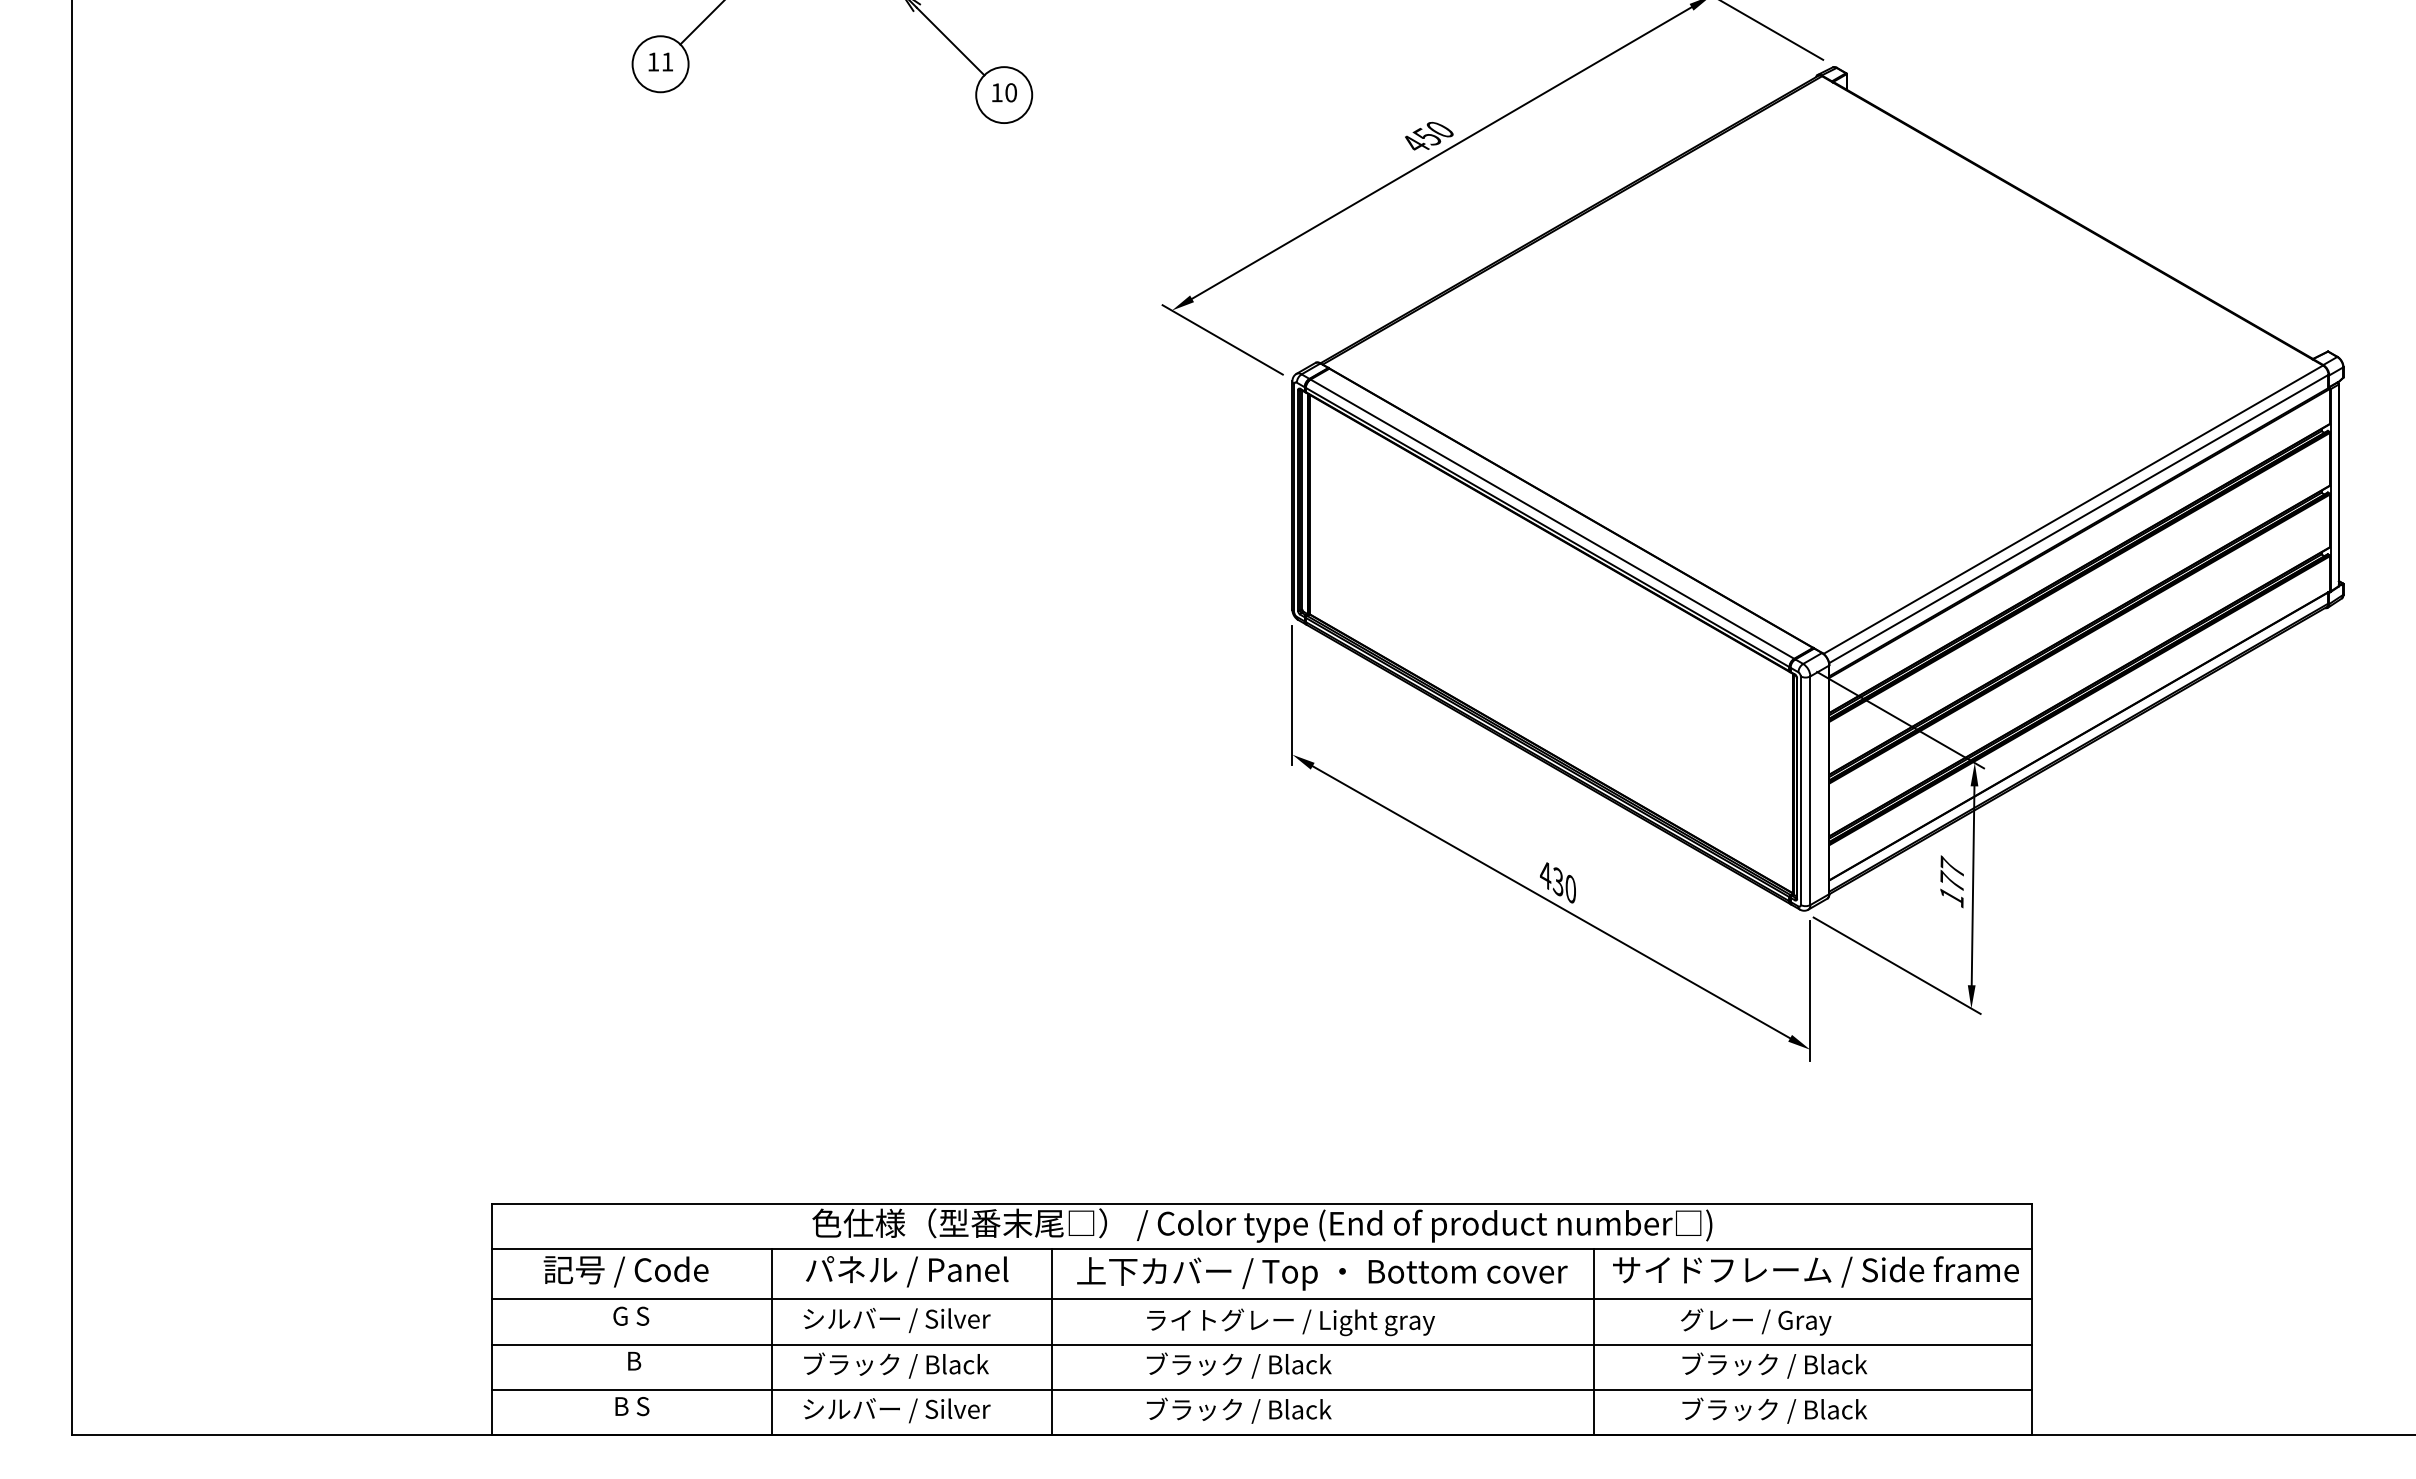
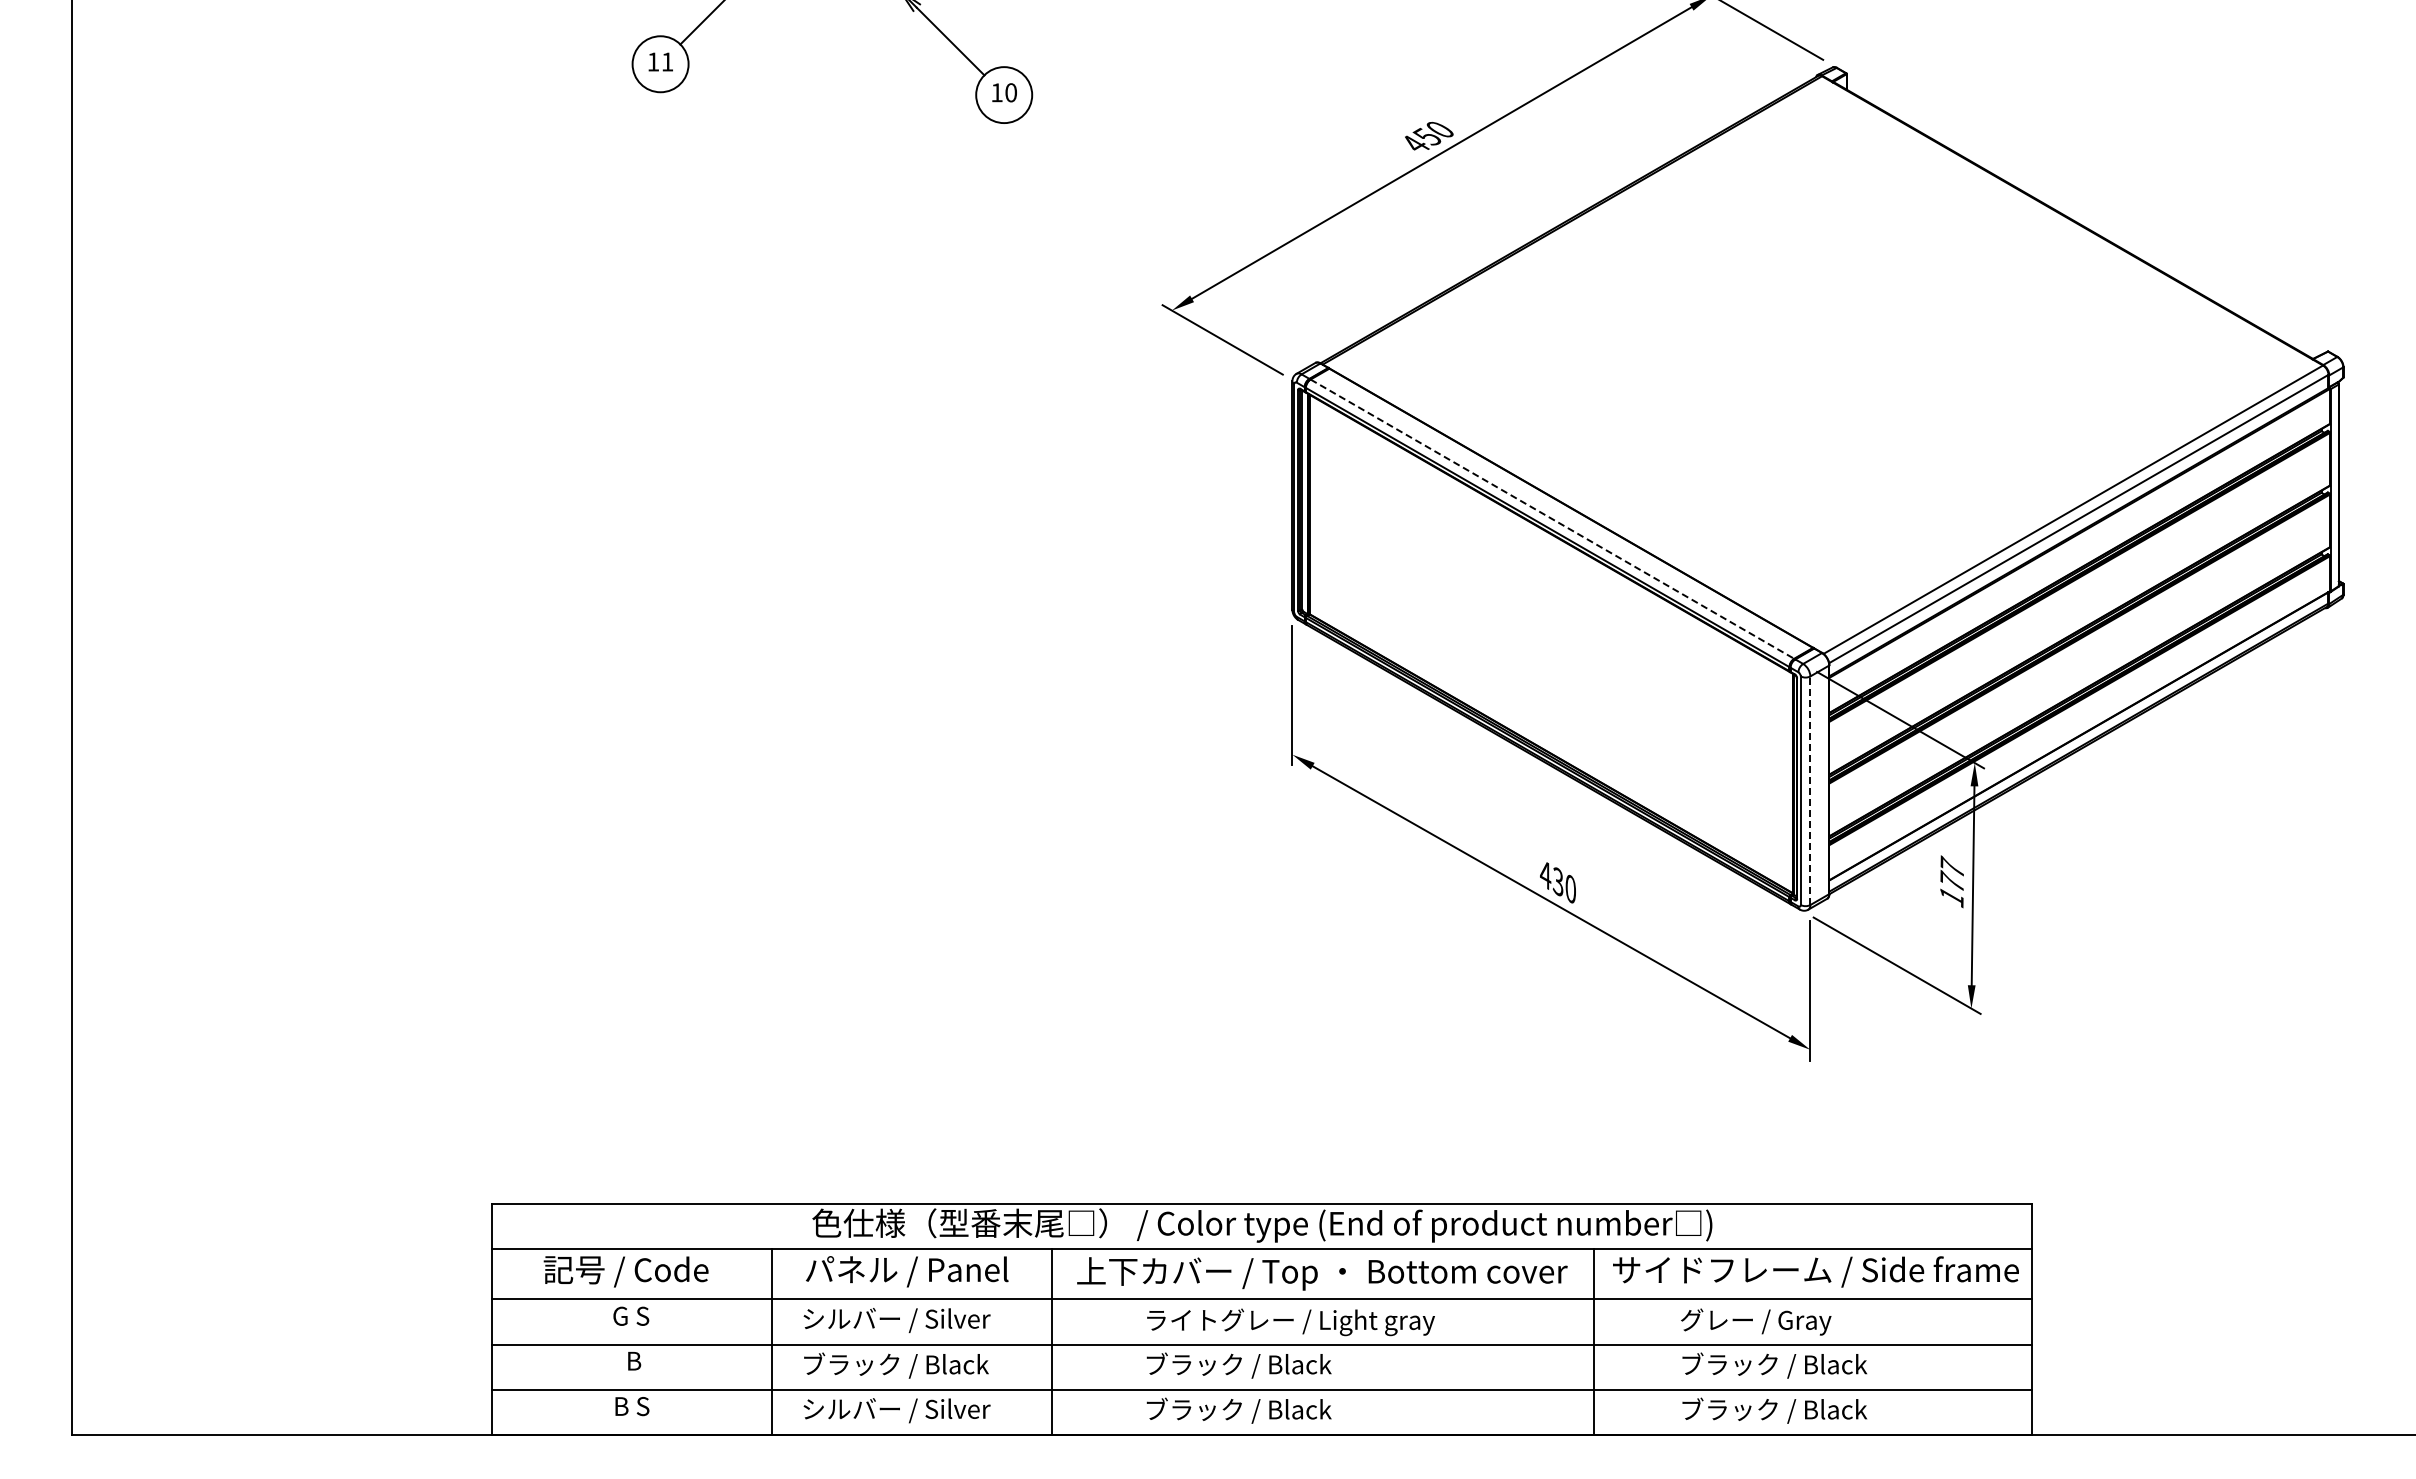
line: solid -> dashed (1552, 519)
line: solid -> dashed (1810, 790)
